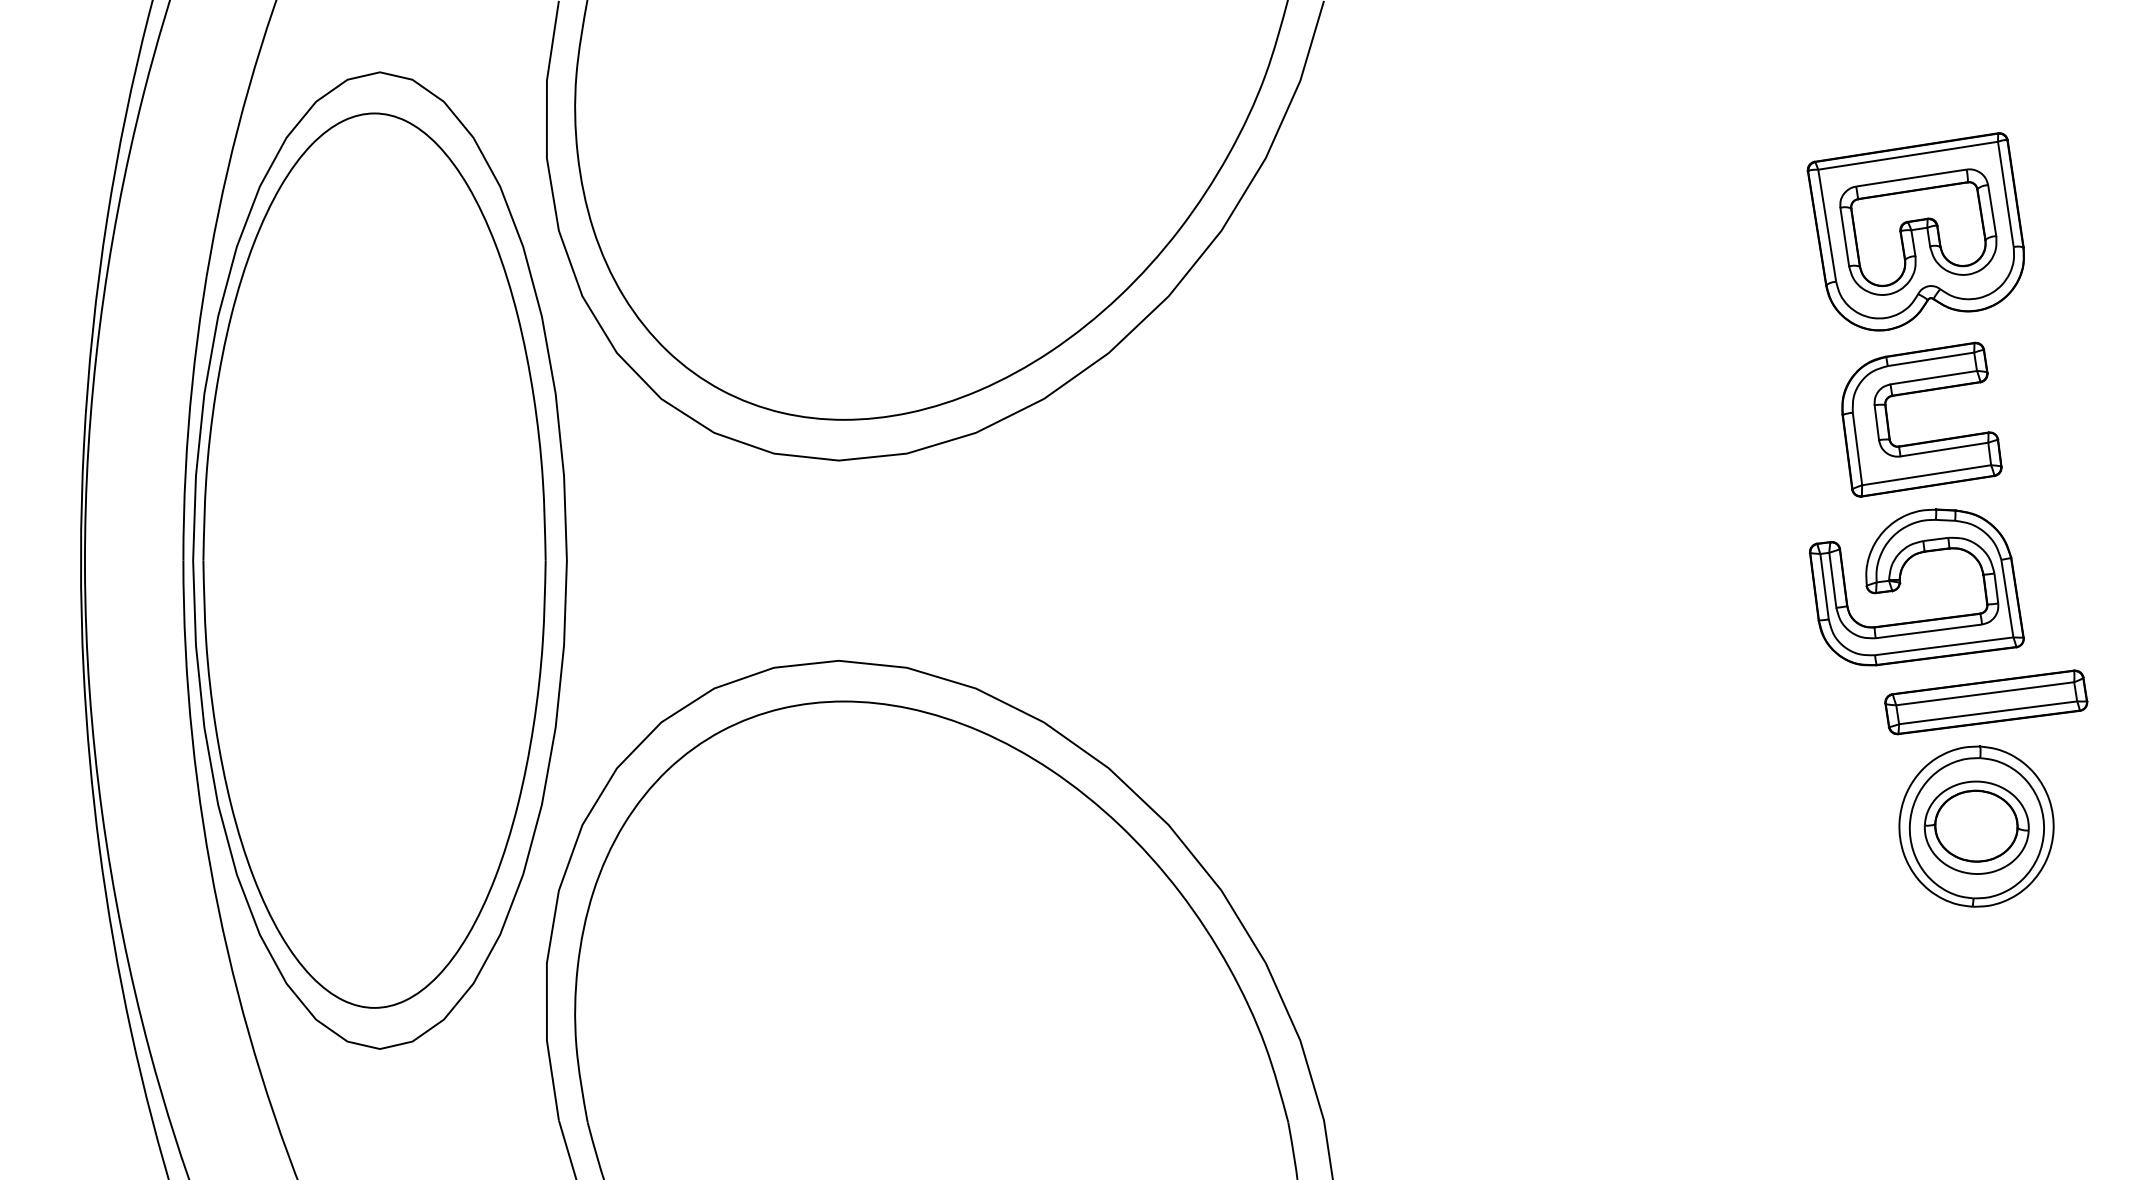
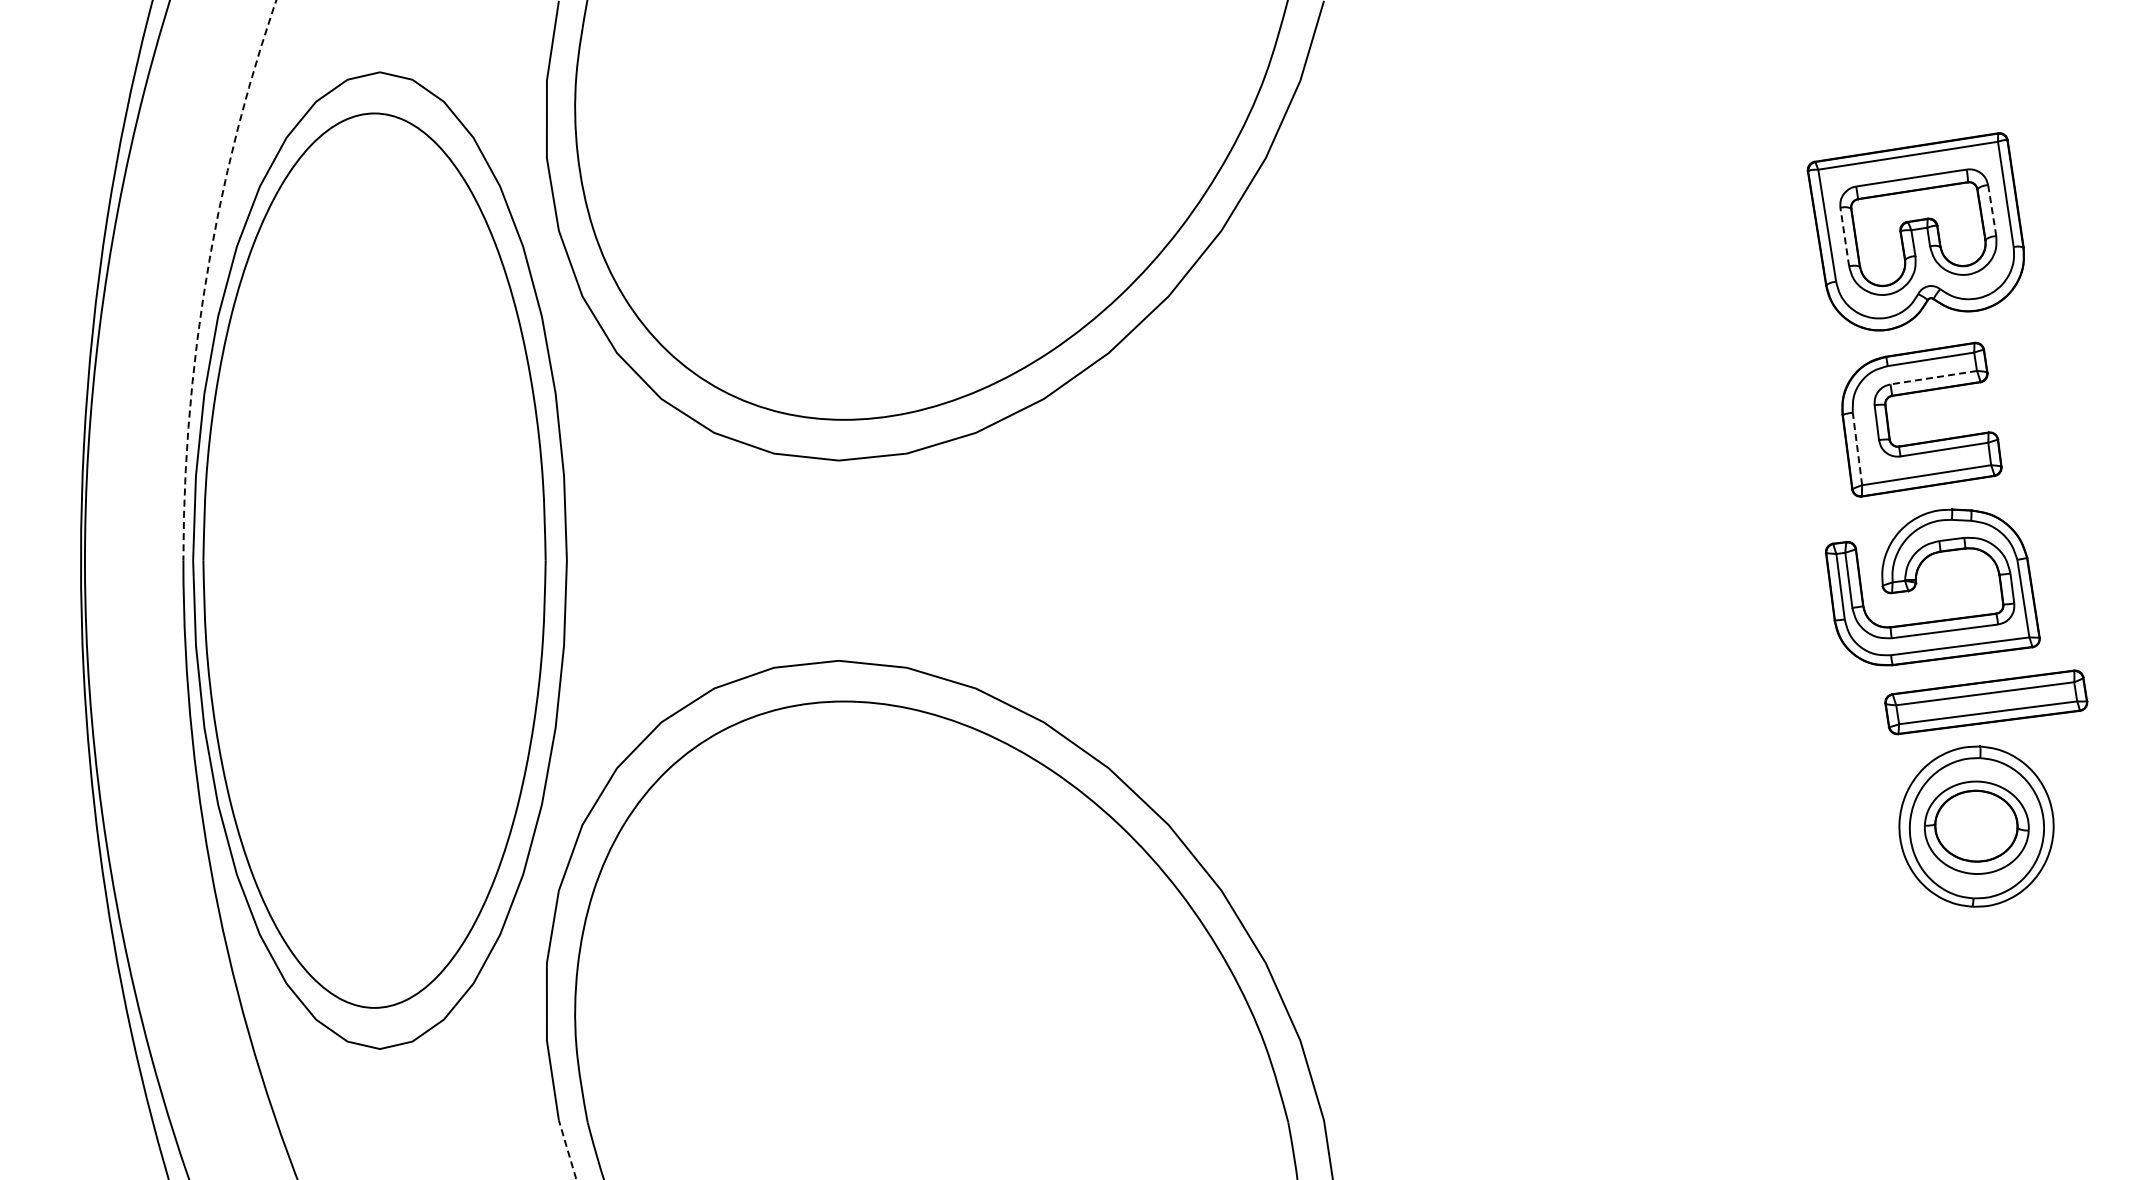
line: solid -> dashed (1992, 210)
line: solid -> dashed (1844, 237)
arc: solid -> dashed (206, 276)
line: solid -> dashed (1933, 377)
line: solid -> dashed (1857, 449)
part position: (1901, 583) -> (1917, 583) (1917, 583)
line: solid -> dashed (567, 1149)
